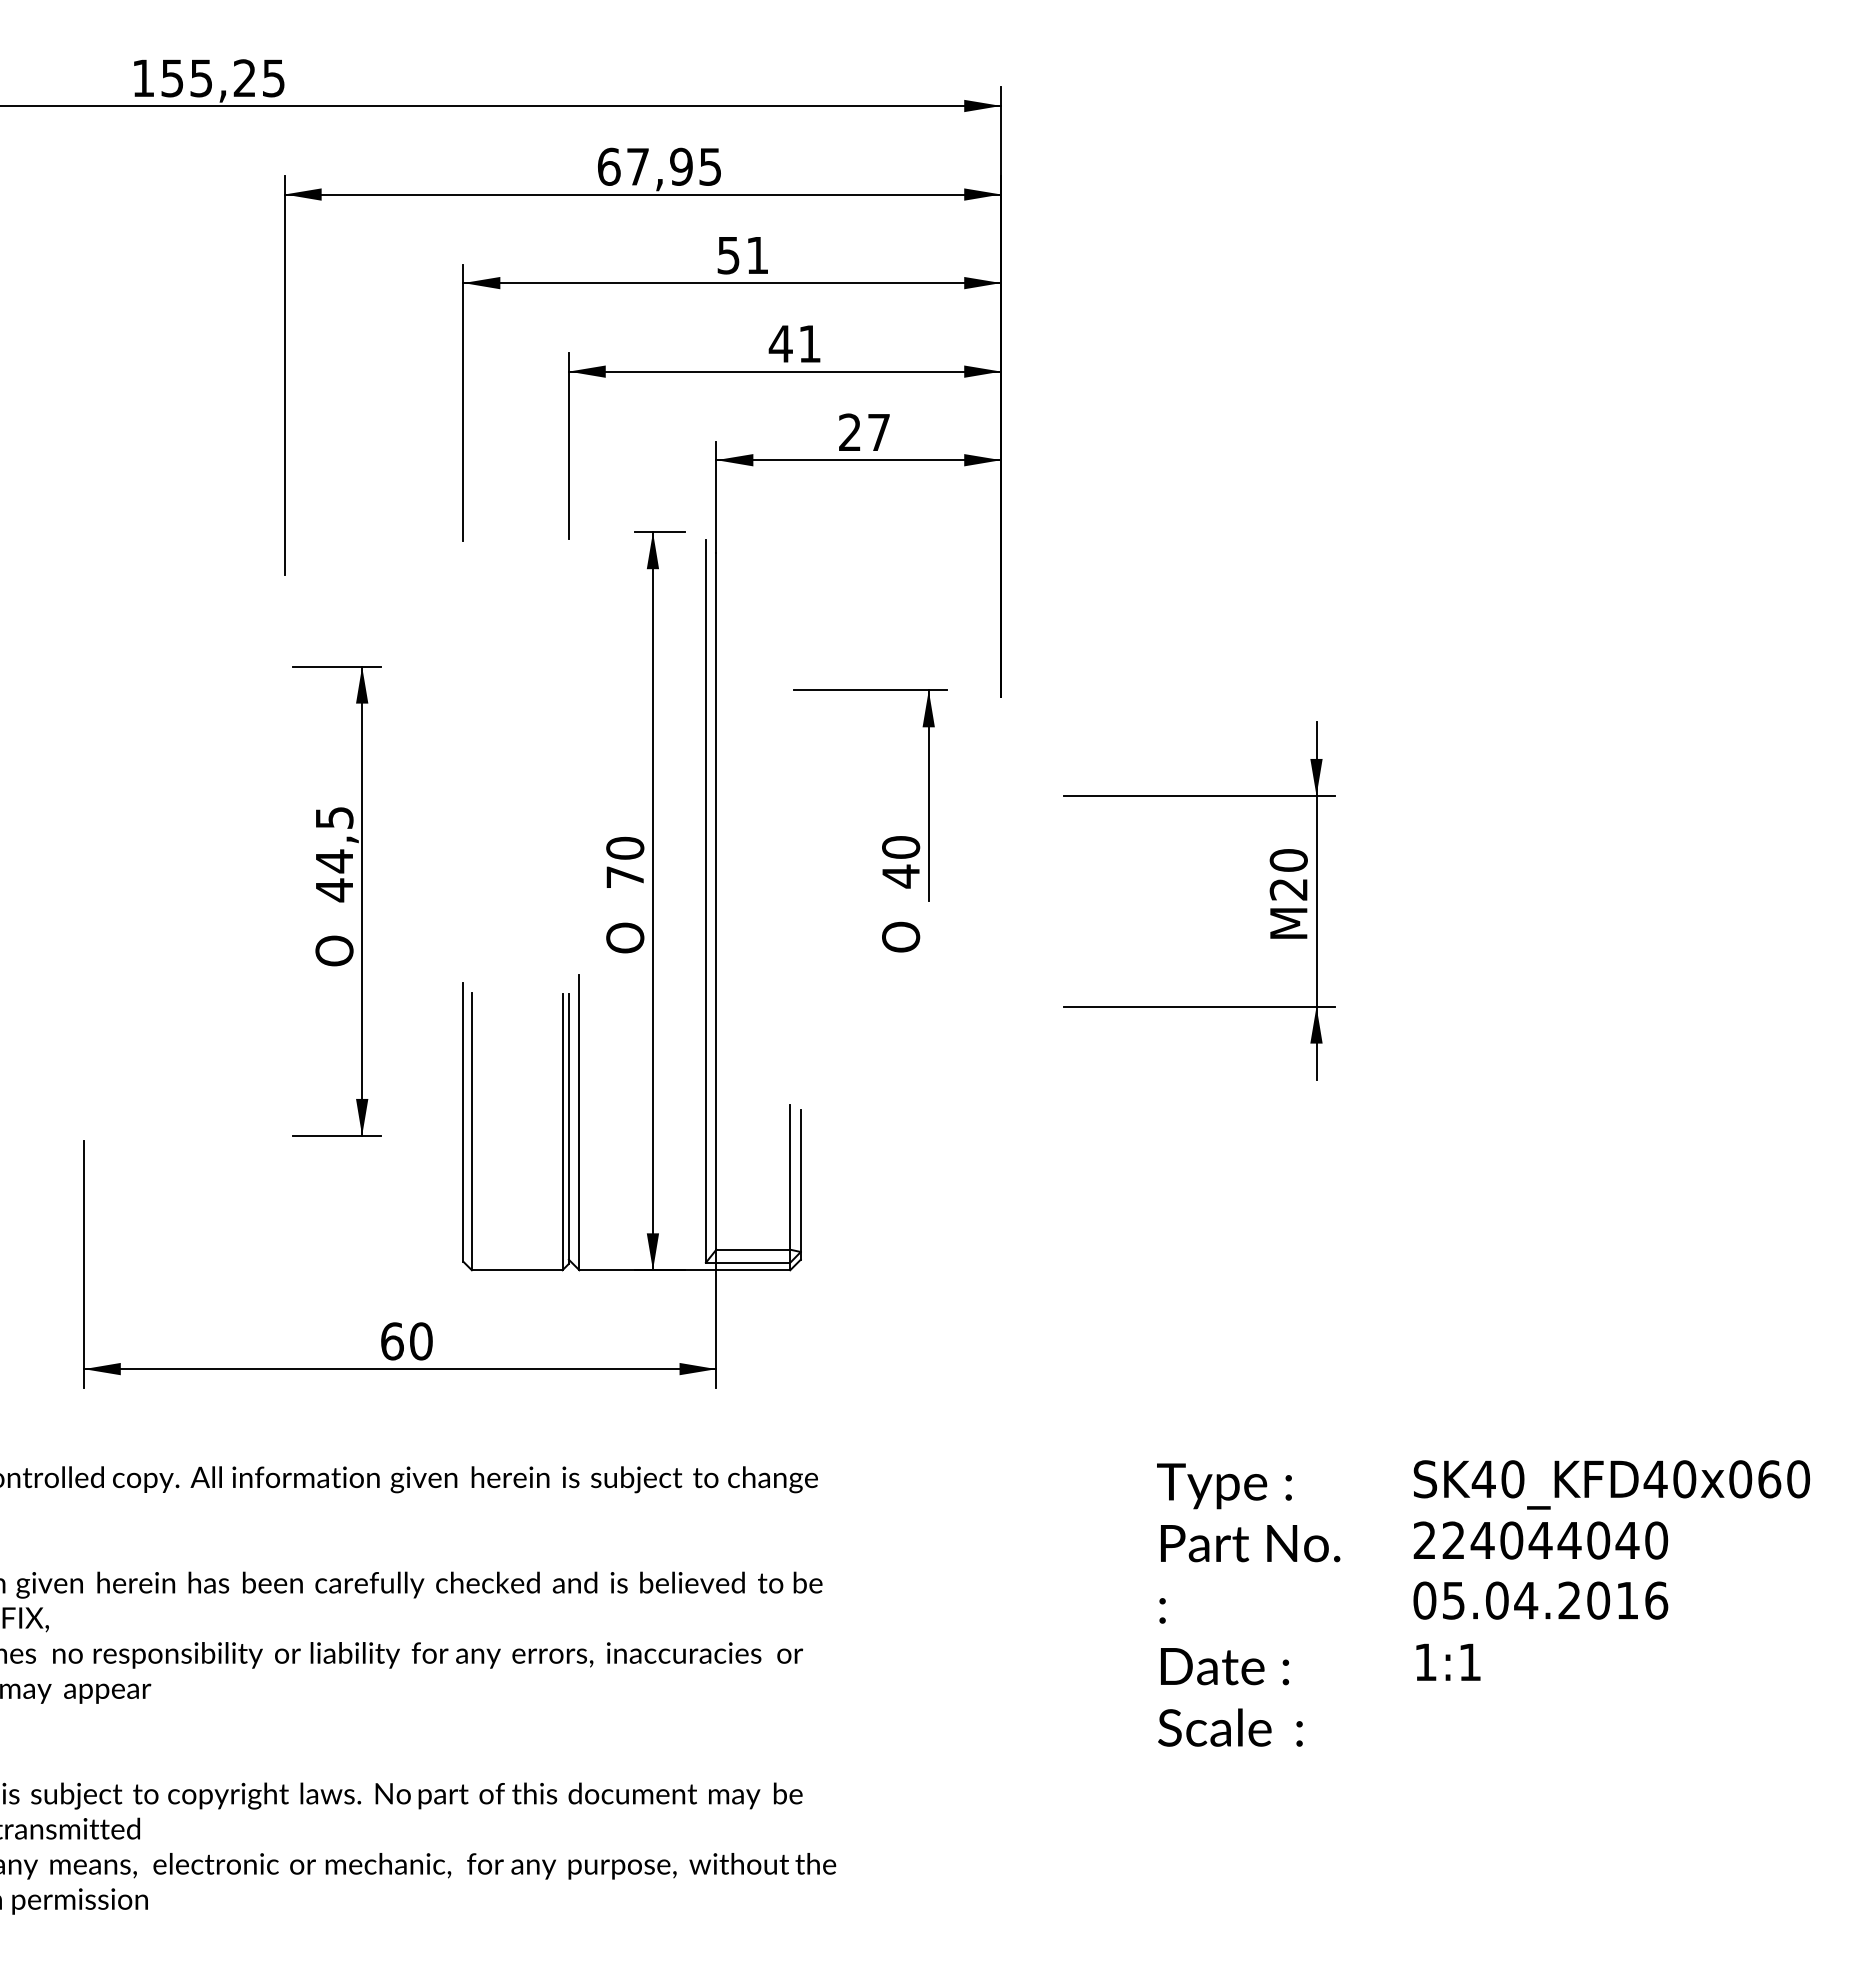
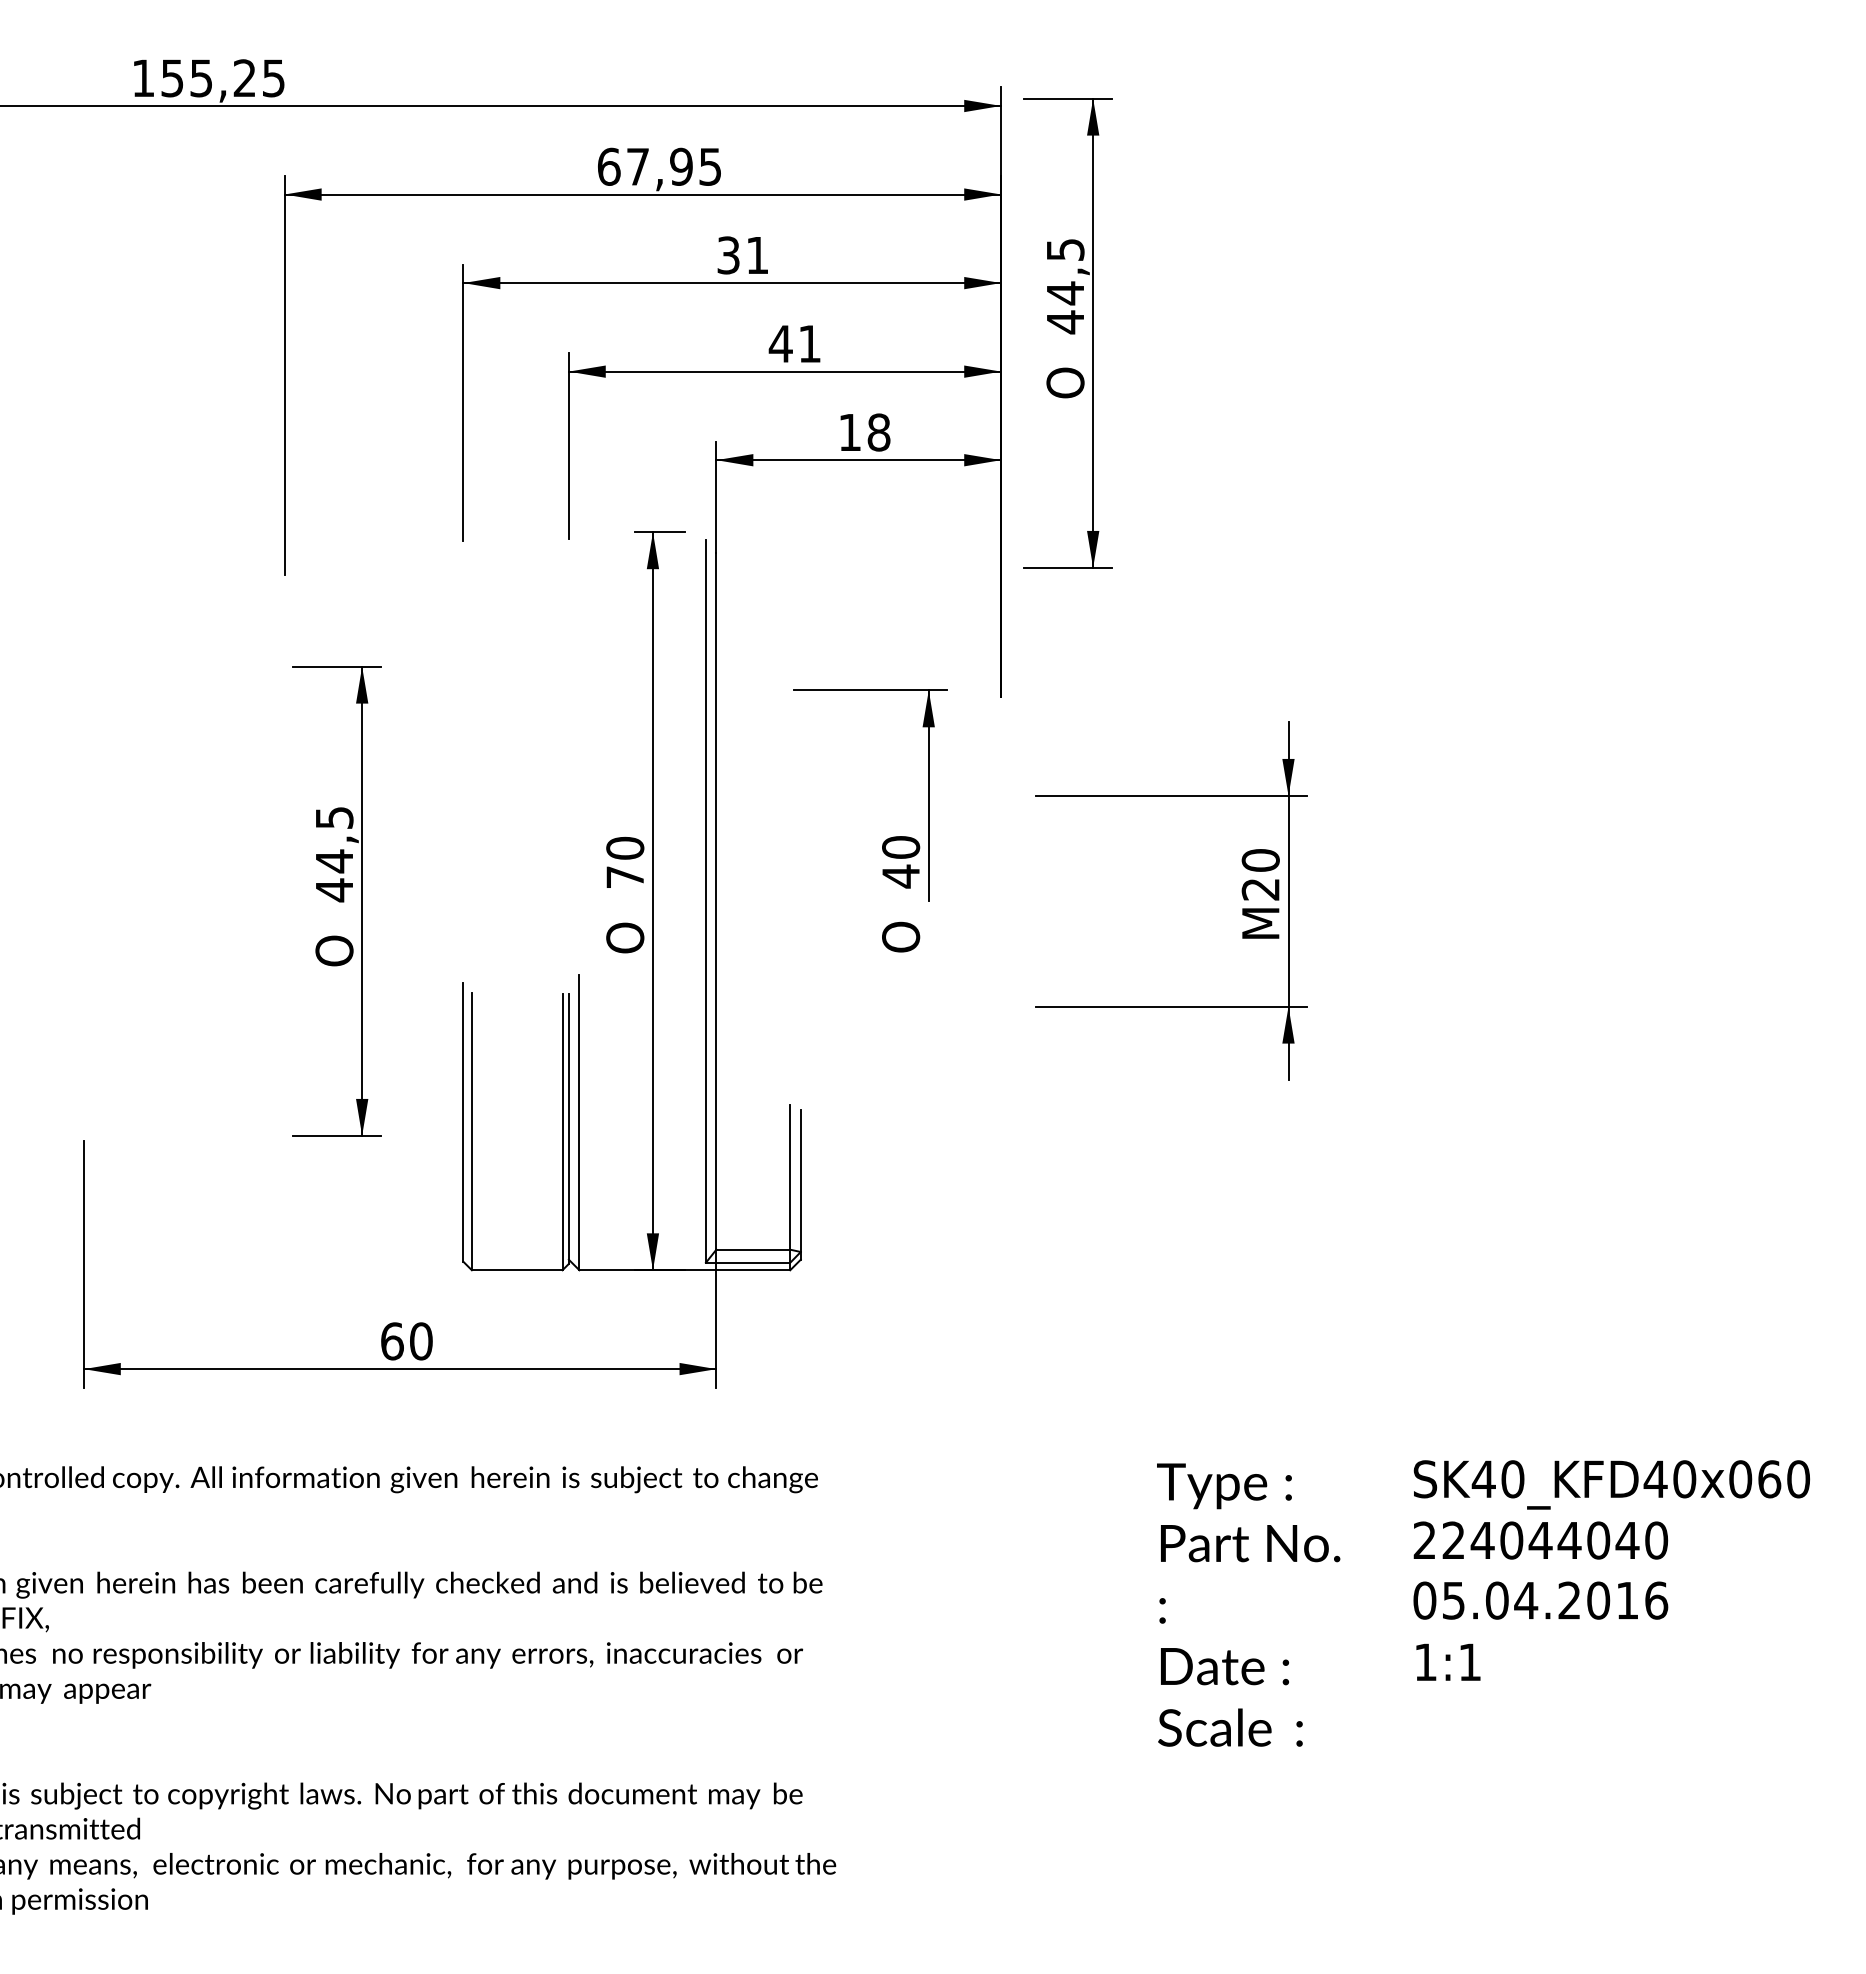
text: 51 -> 31 (728, 254)
part: none -> present (1067, 333)
text: 27 -> 18 (864, 432)
part position: (1269, 892) -> (1241, 892) (1241, 892)
